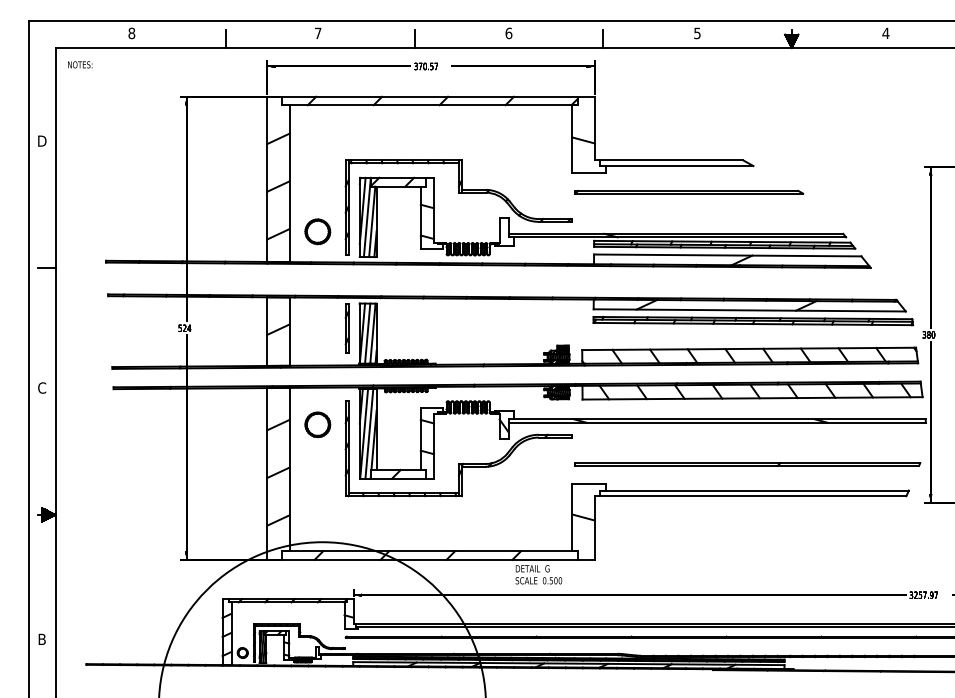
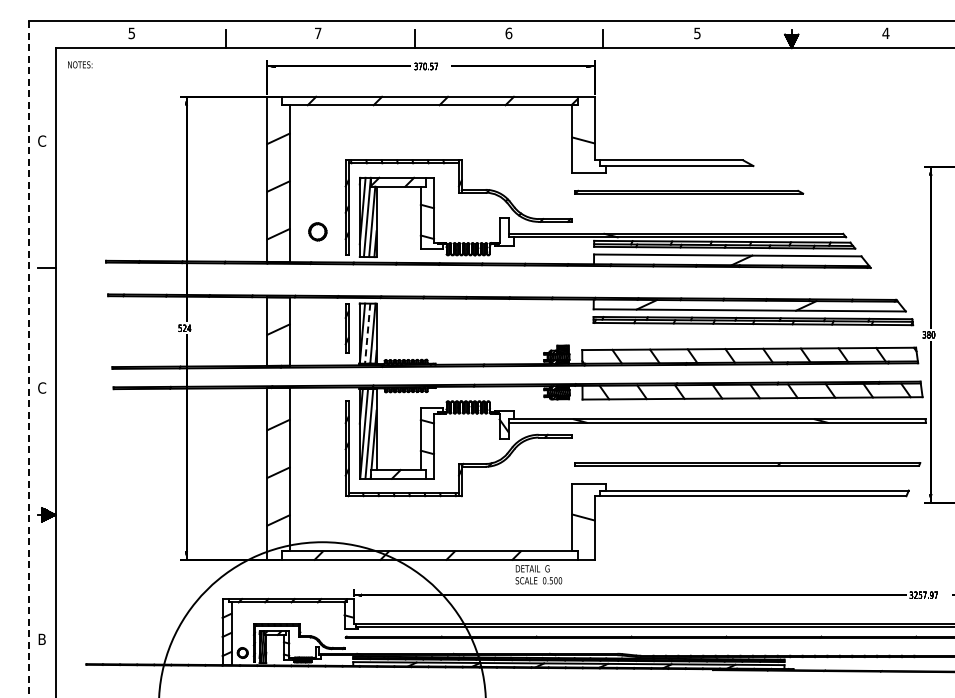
text: 8 -> 5 (131, 33)
text: D -> C (42, 140)
part size: 28x28 px -> 20x20 px (317, 231)
line: solid -> dashed (367, 334)
line: solid -> dashed (28, 359)
part: present -> none (317, 424)
